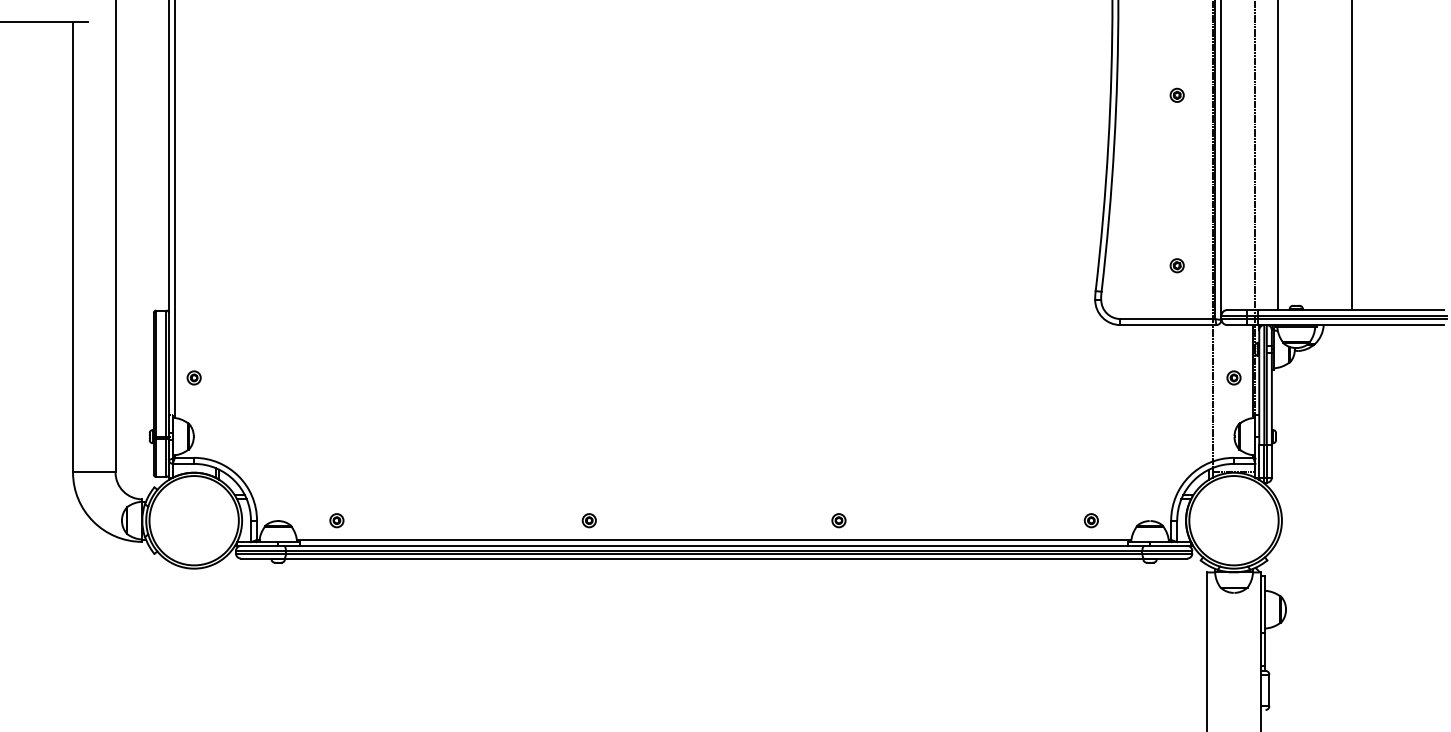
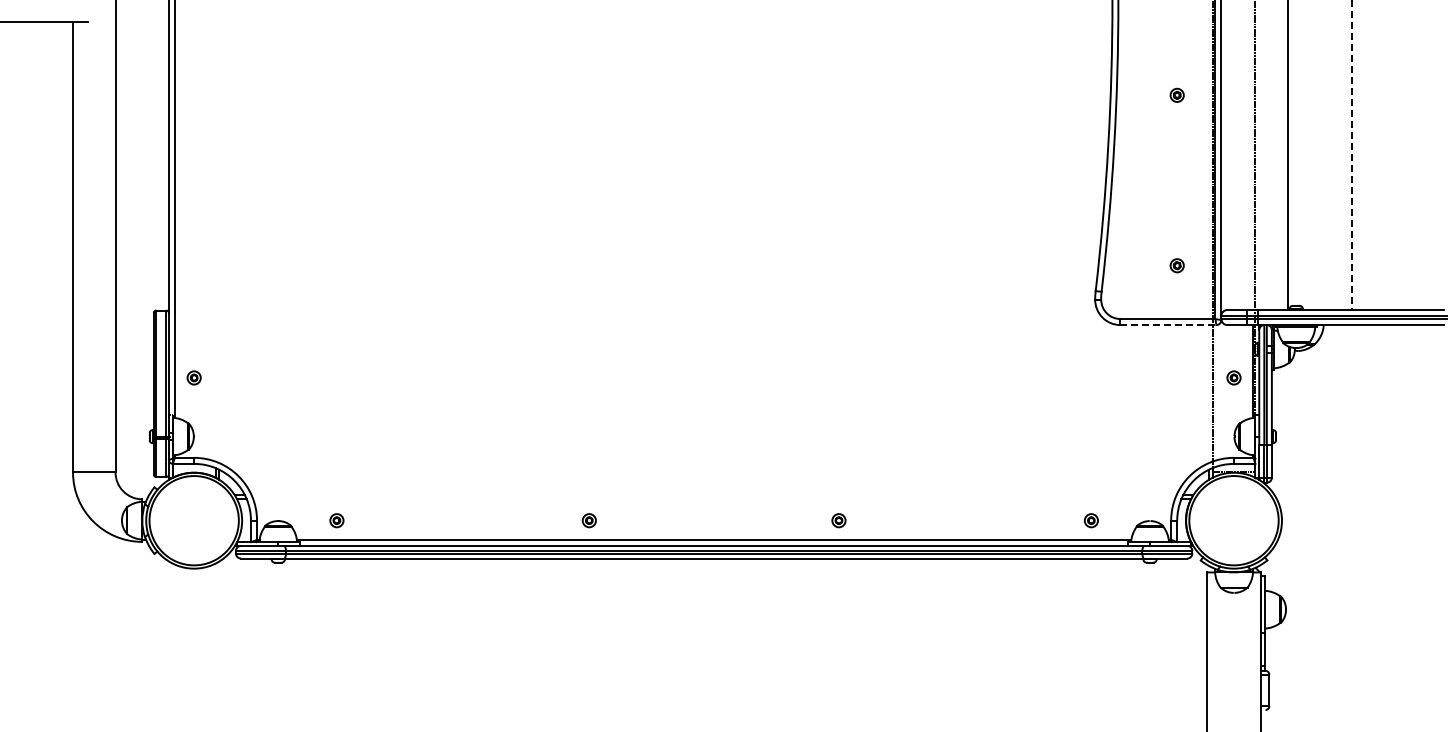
line position: (1277, 155) -> (1287, 155) (1287, 155)
line: solid -> dashed (1351, 155)
line: solid -> dashed (1168, 325)
